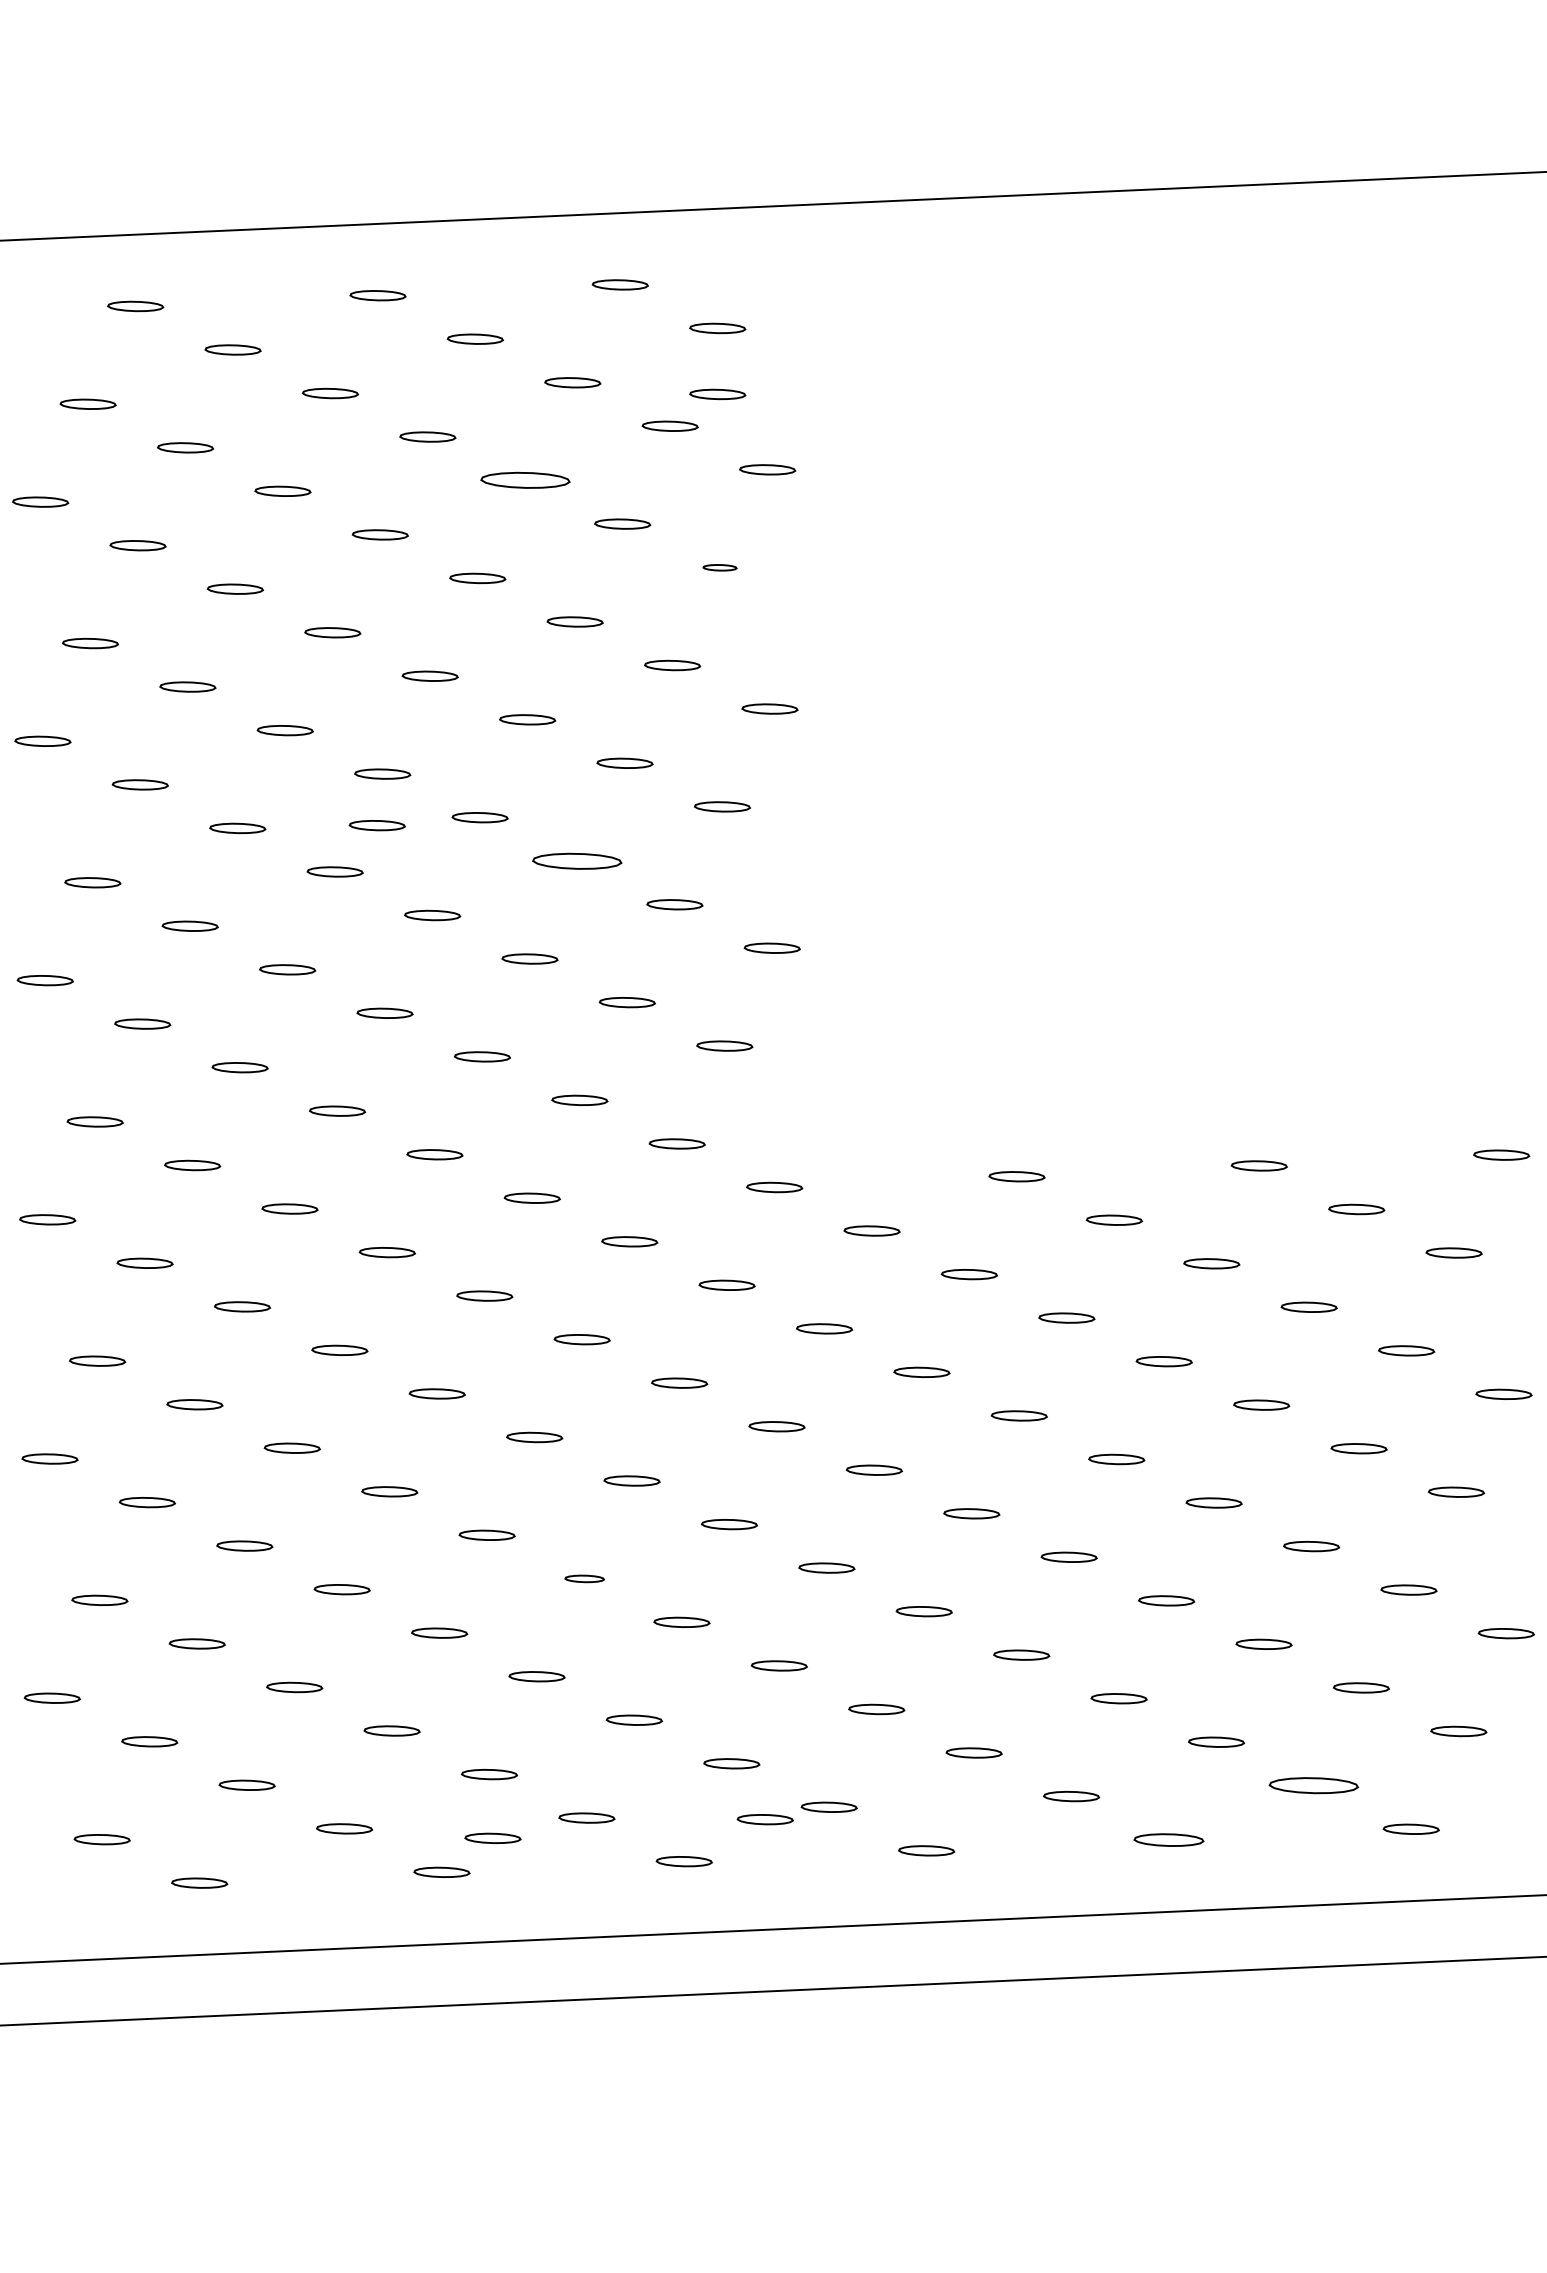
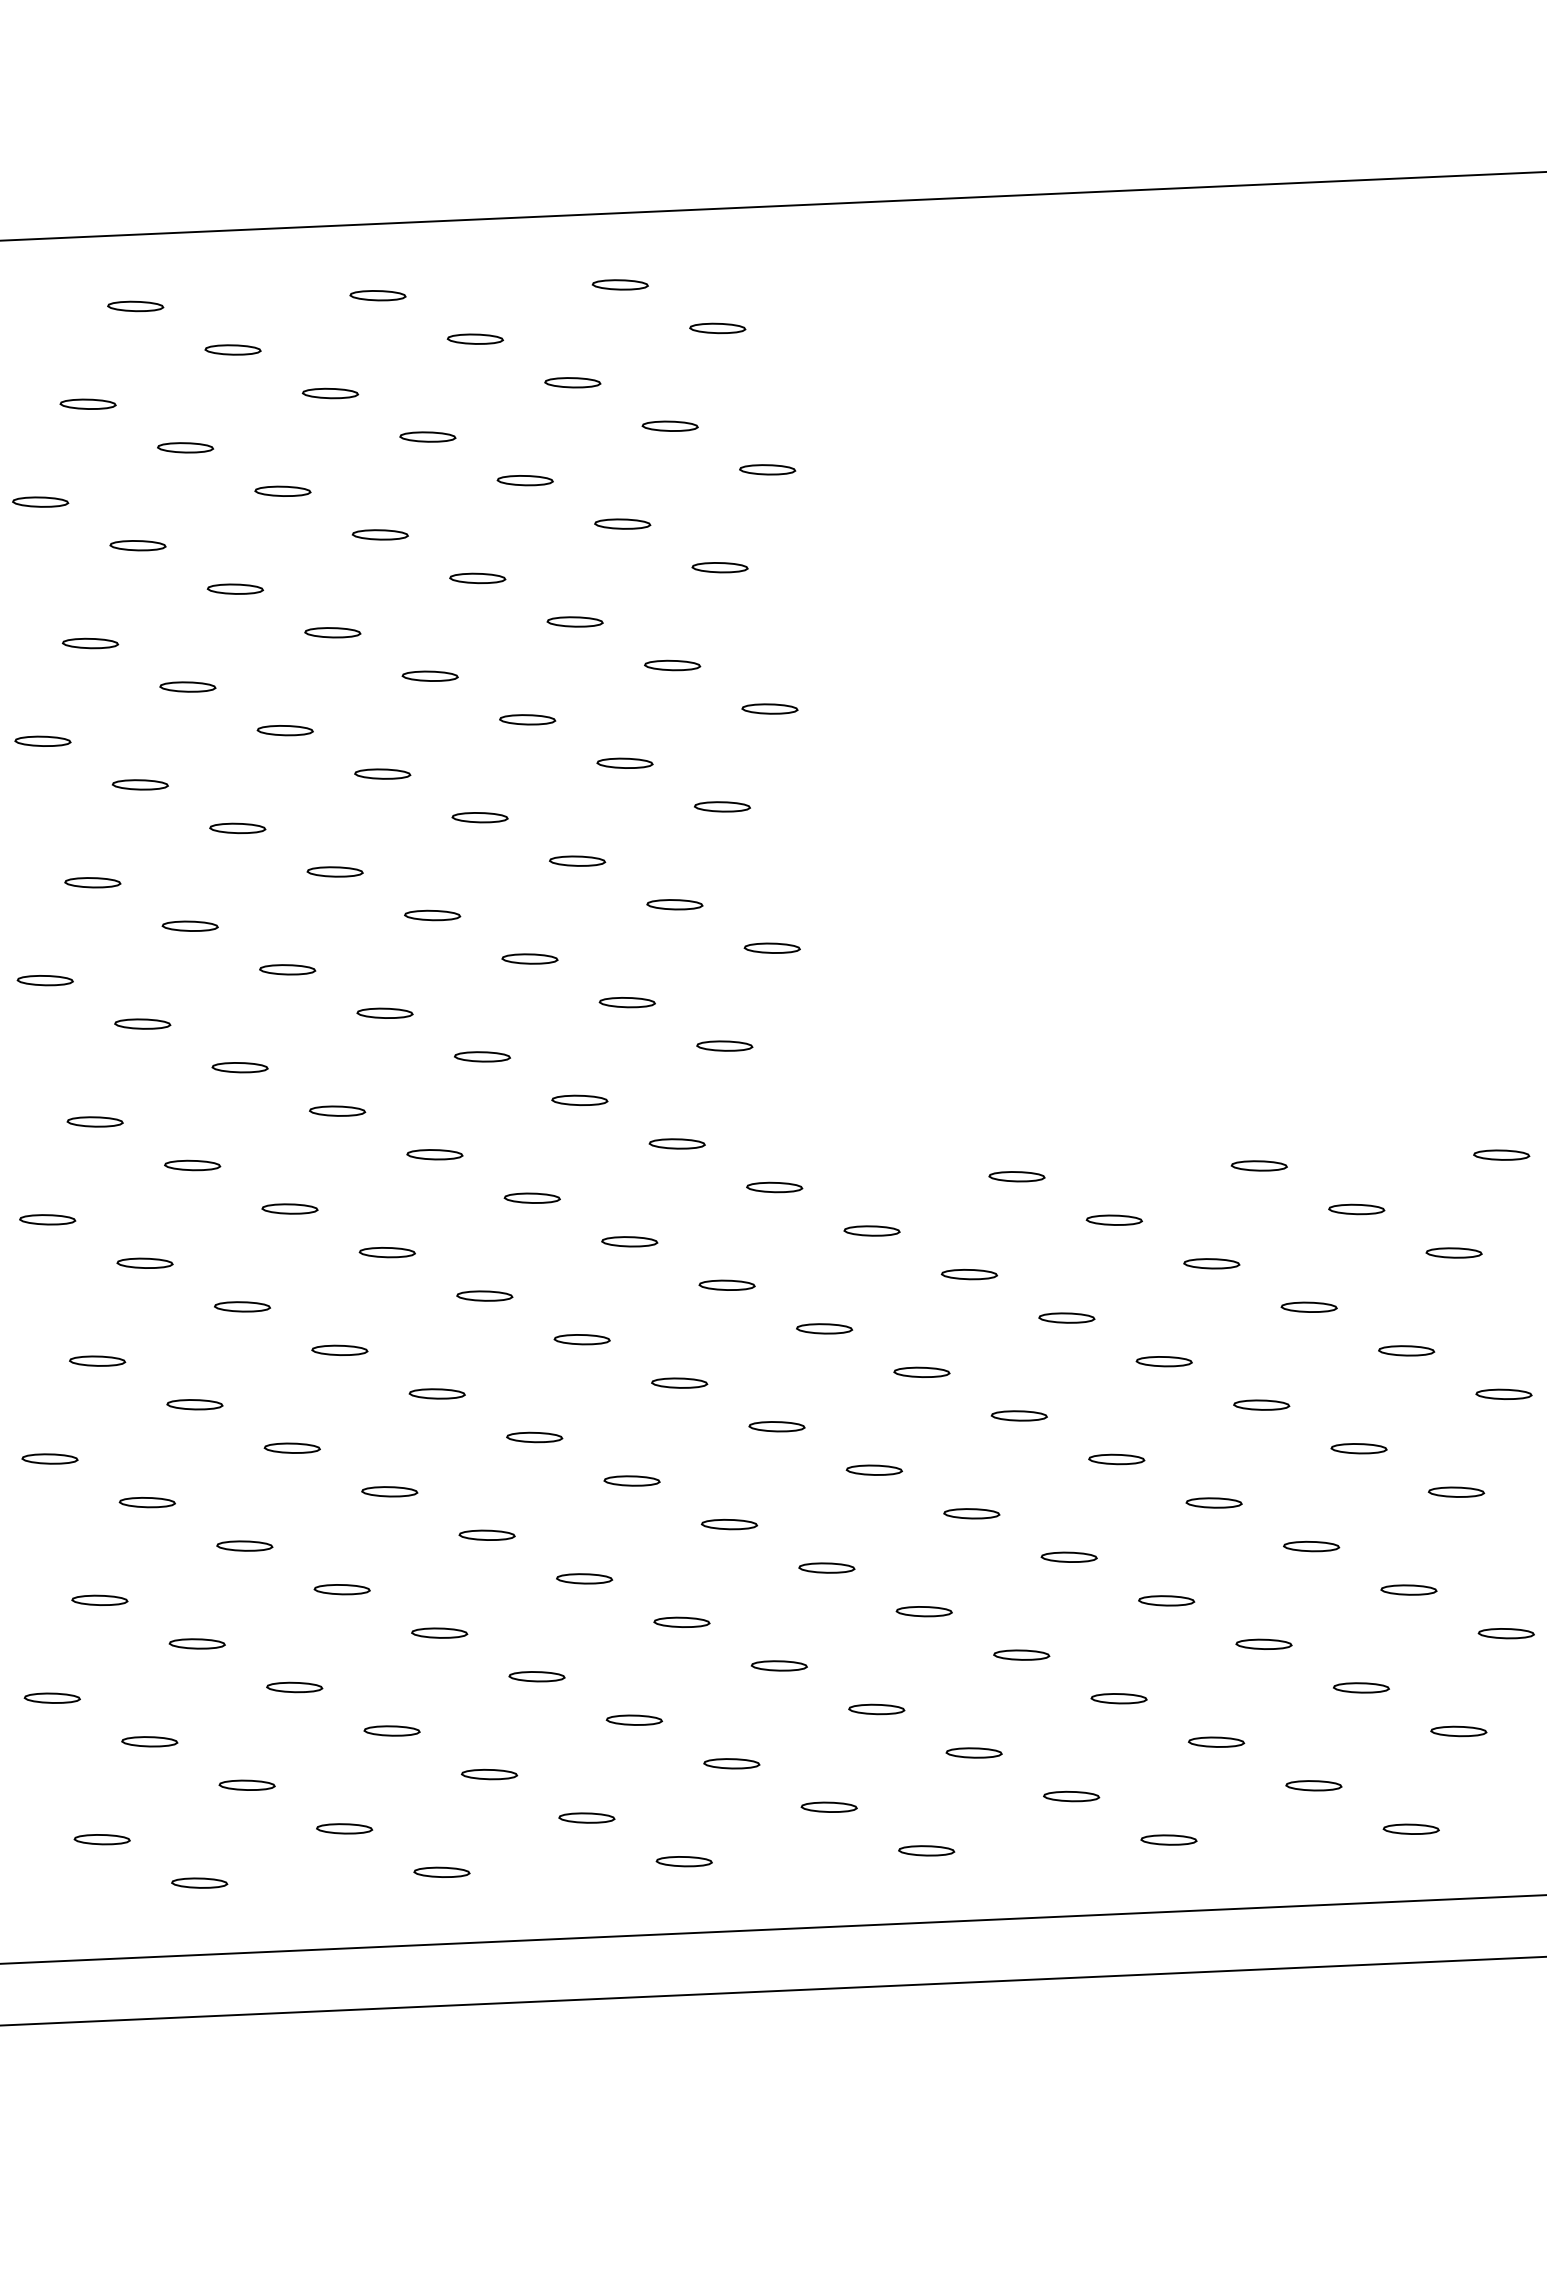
part: present -> none (717, 394)
part size: 91x18 px -> 58x12 px (524, 480)
part size: 36x8 px -> 58x12 px (719, 567)
part: present -> none (376, 825)
part size: 91x18 px -> 58x12 px (577, 860)
part size: 41x10 px -> 58x12 px (584, 1578)
part size: 91x18 px -> 58x12 px (1313, 1785)
part: present -> none (764, 1819)
part: present -> none (492, 1837)
part size: 72x14 px -> 58x12 px (1168, 1839)
